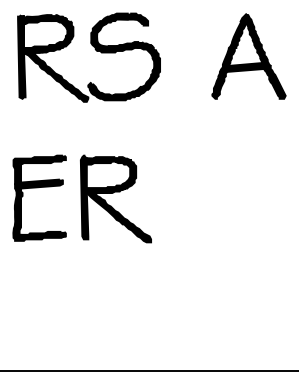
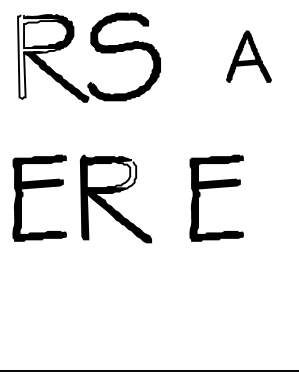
fill: present -> none (42, 56)
part size: 76x87 px -> 46x53 px (248, 56)
fill: present -> none (111, 174)
part: none -> present (215, 188)
